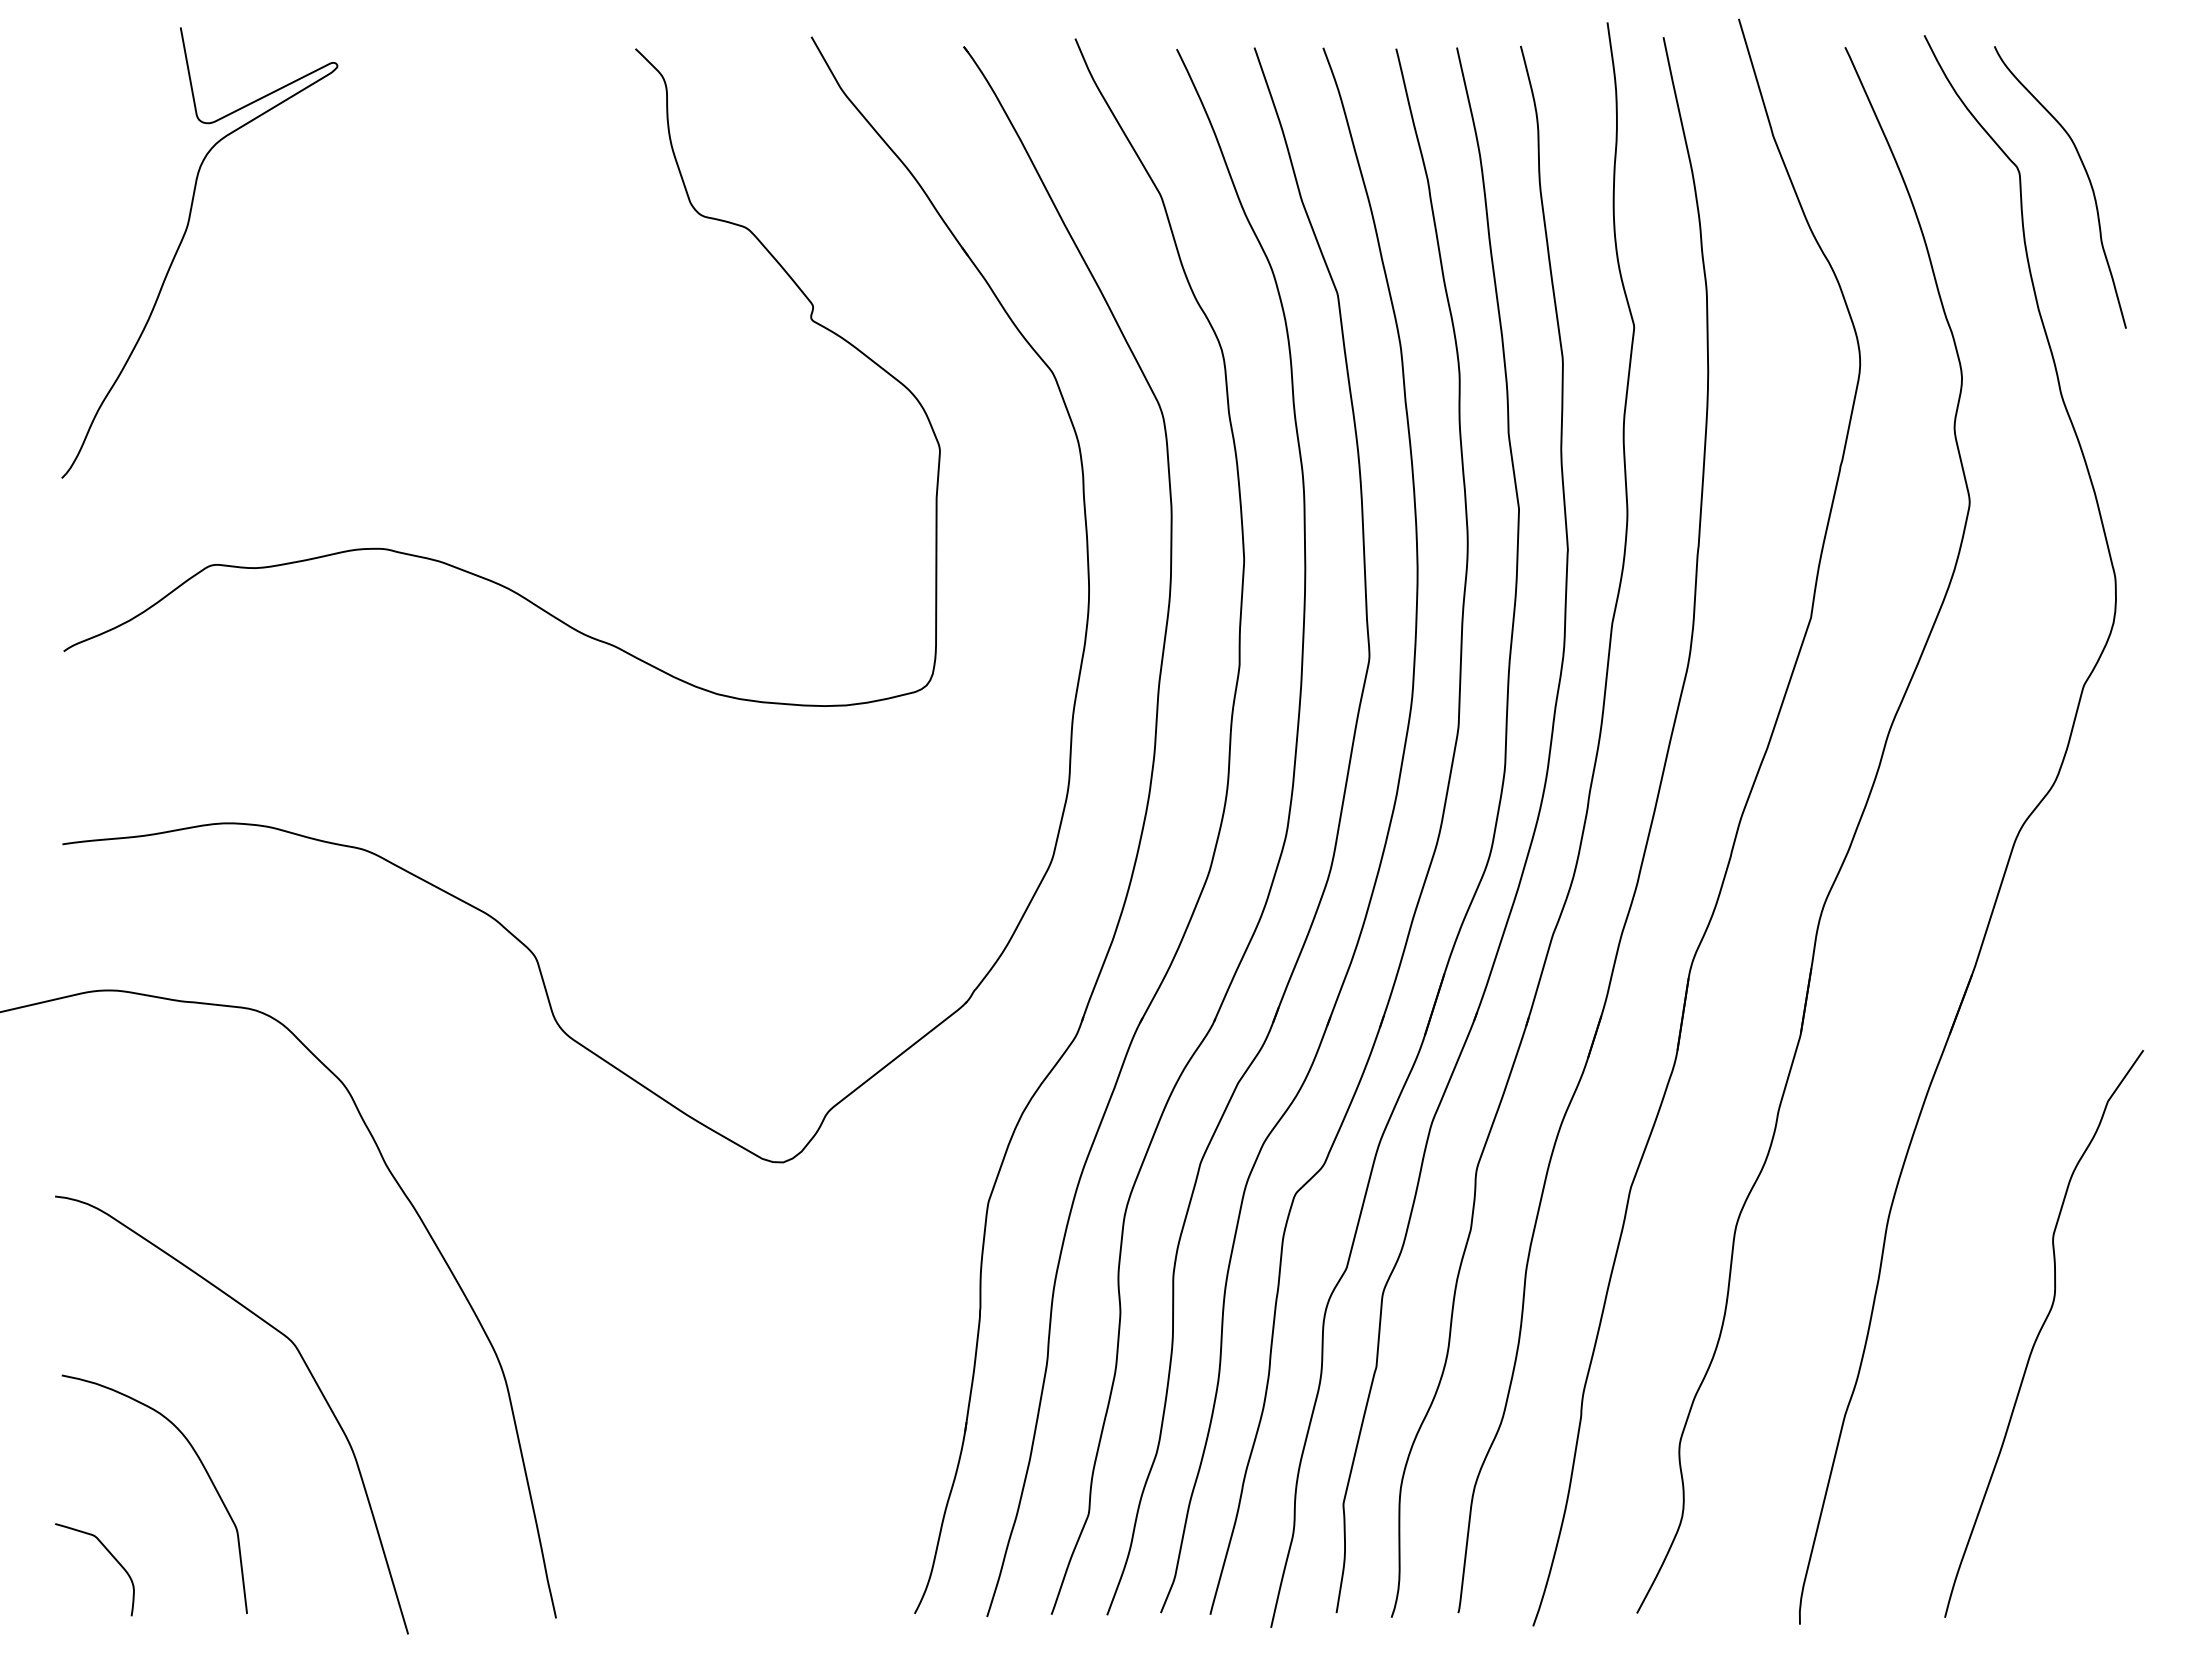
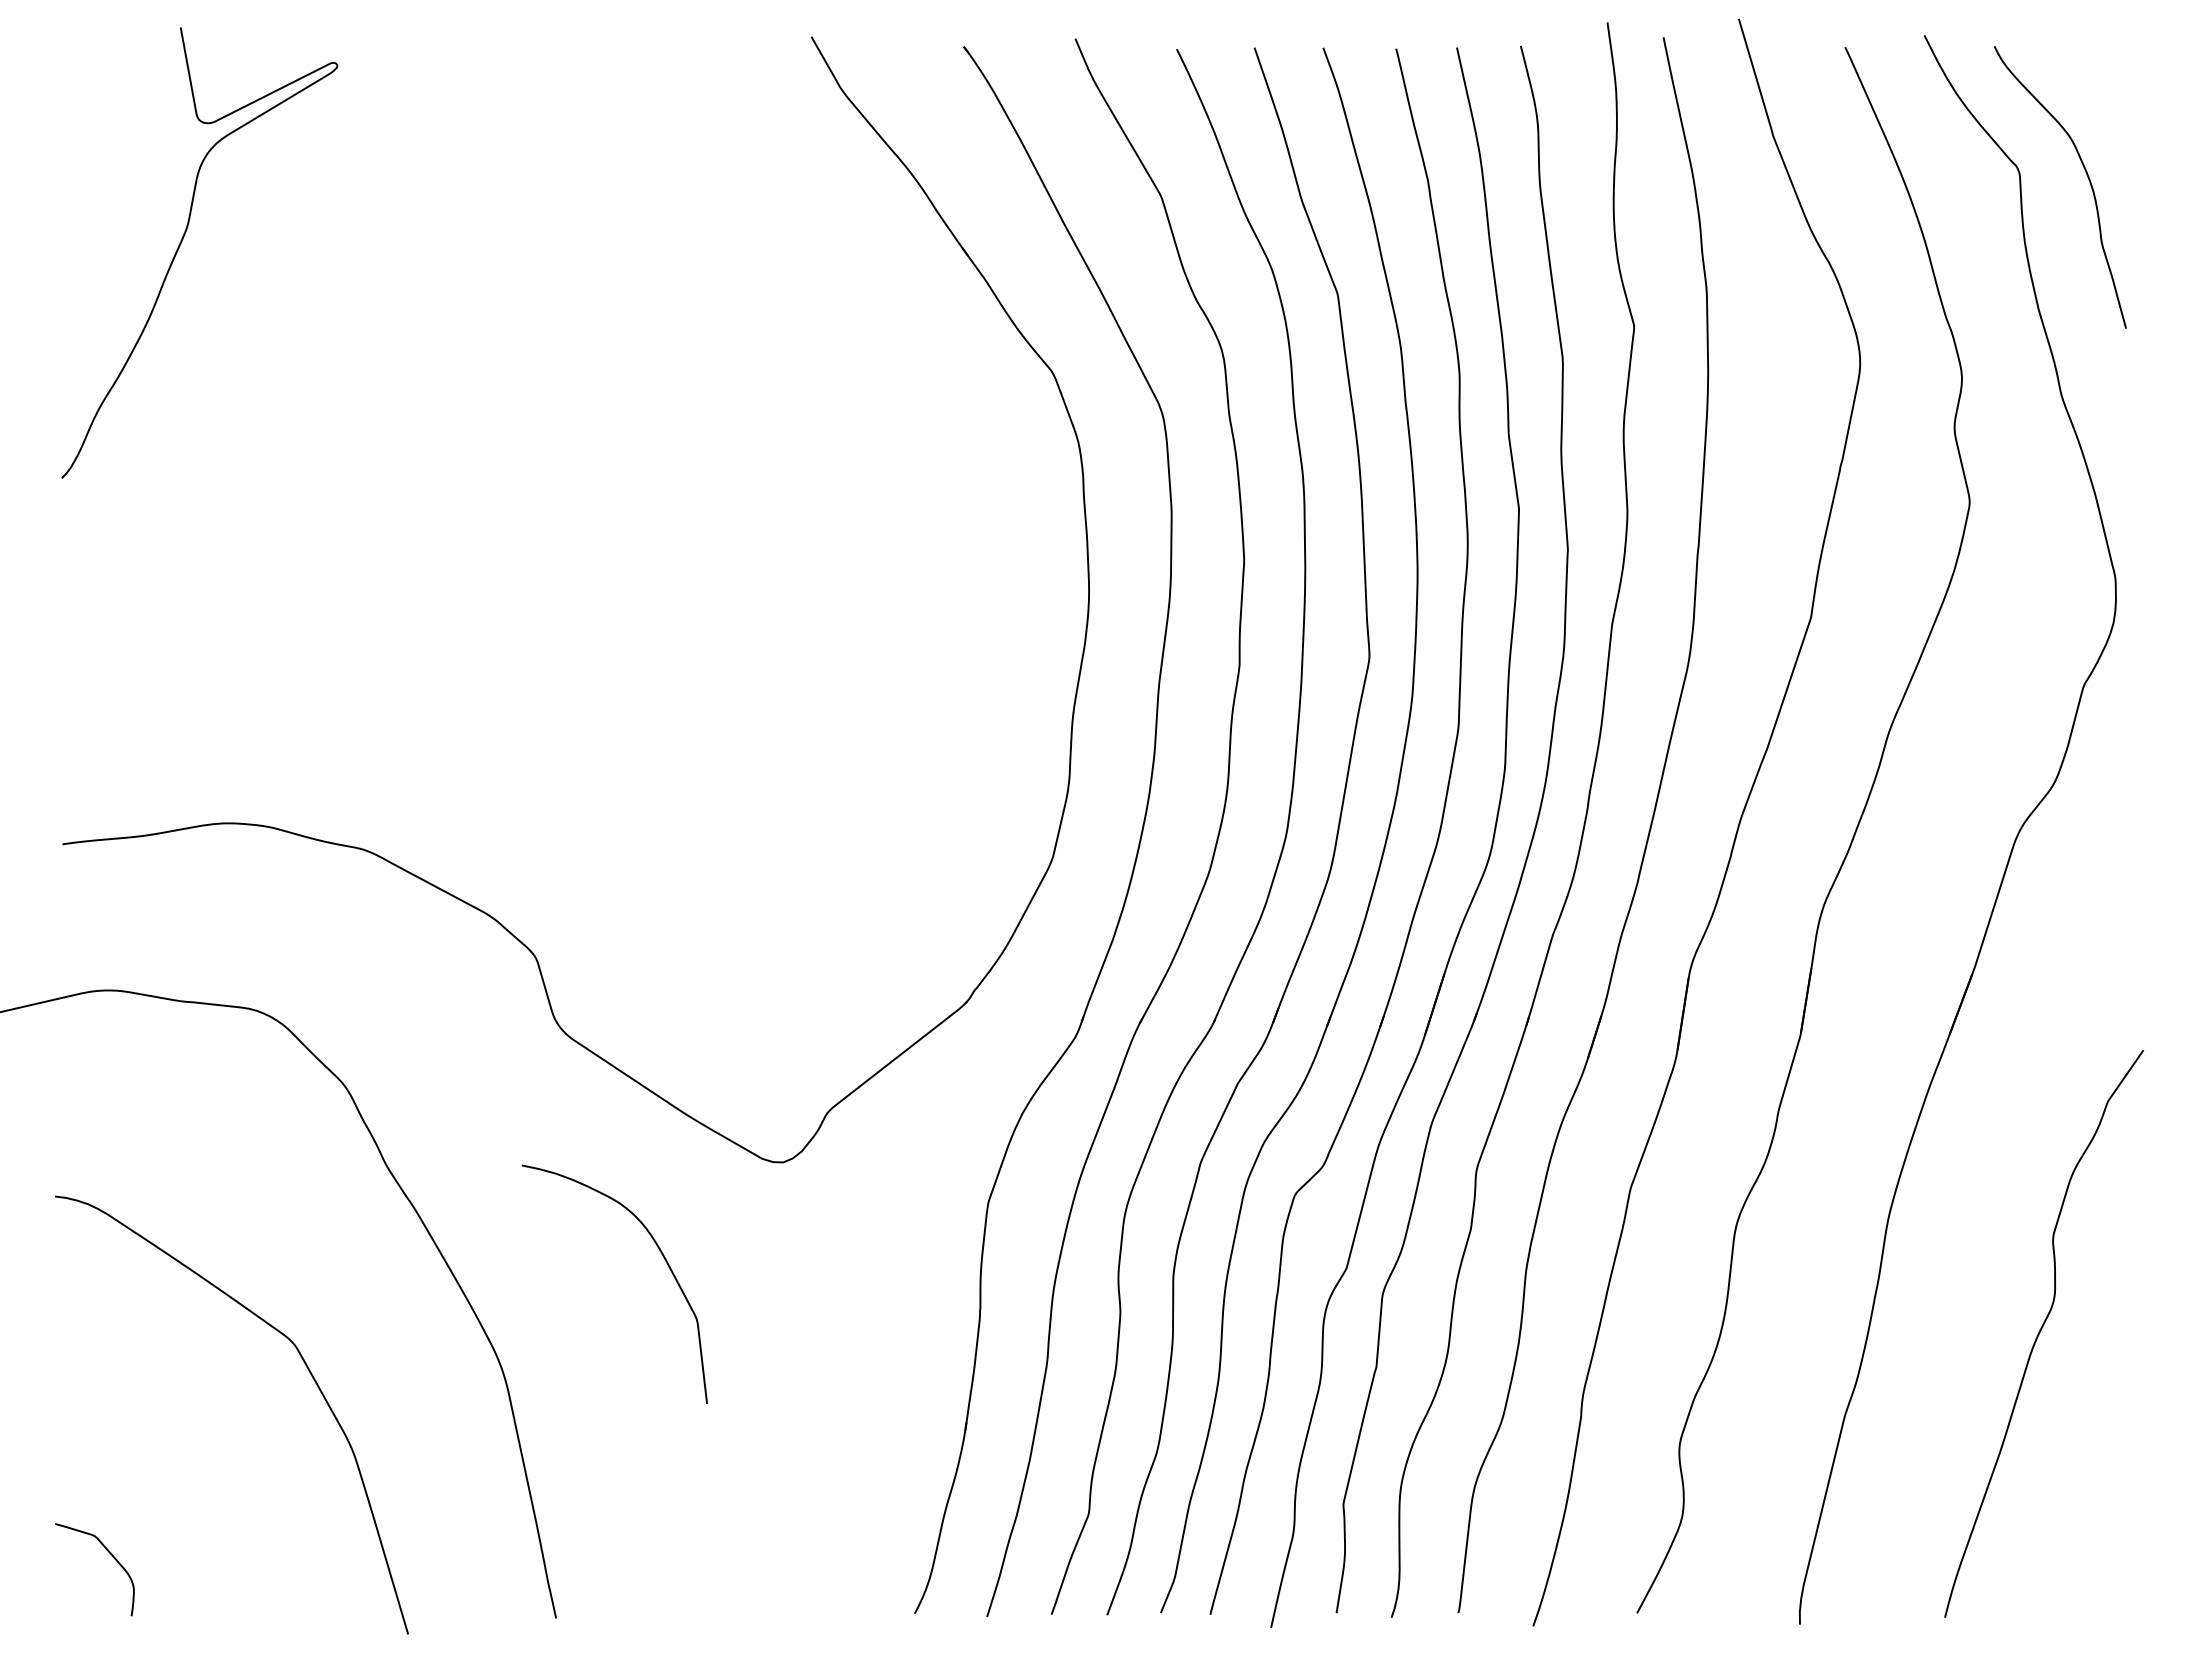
curve: present -> none (440, 560)
curve position: (203, 1468) -> (663, 1258) (663, 1258)
